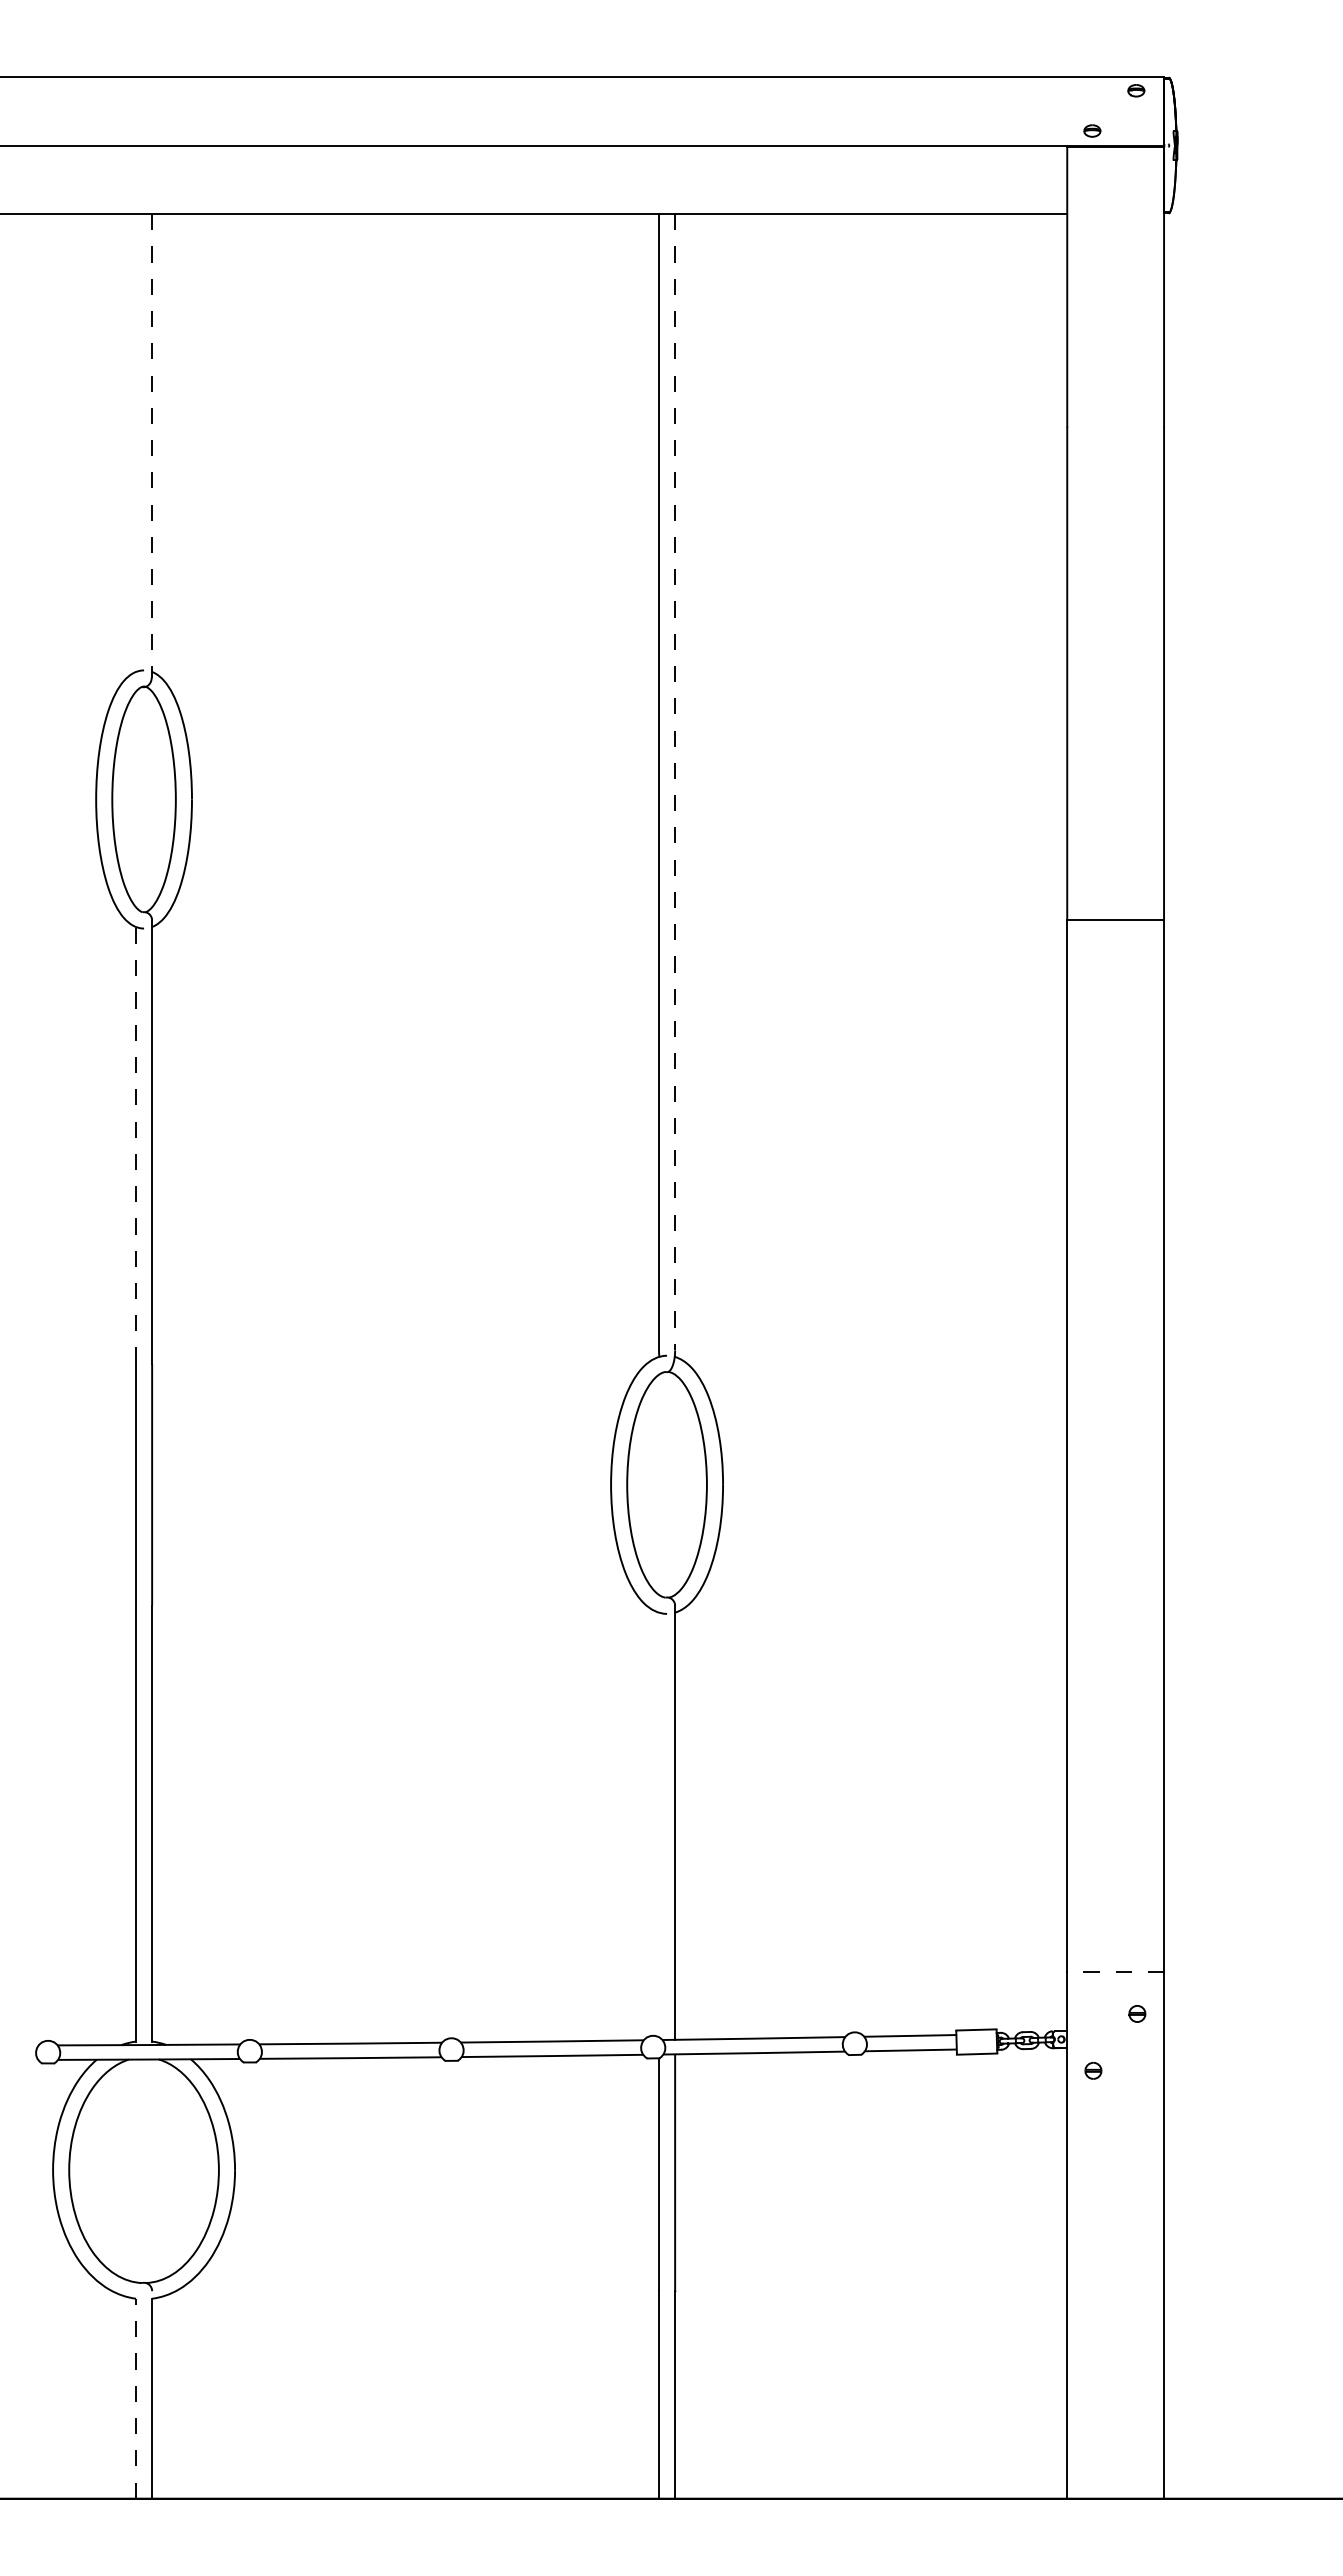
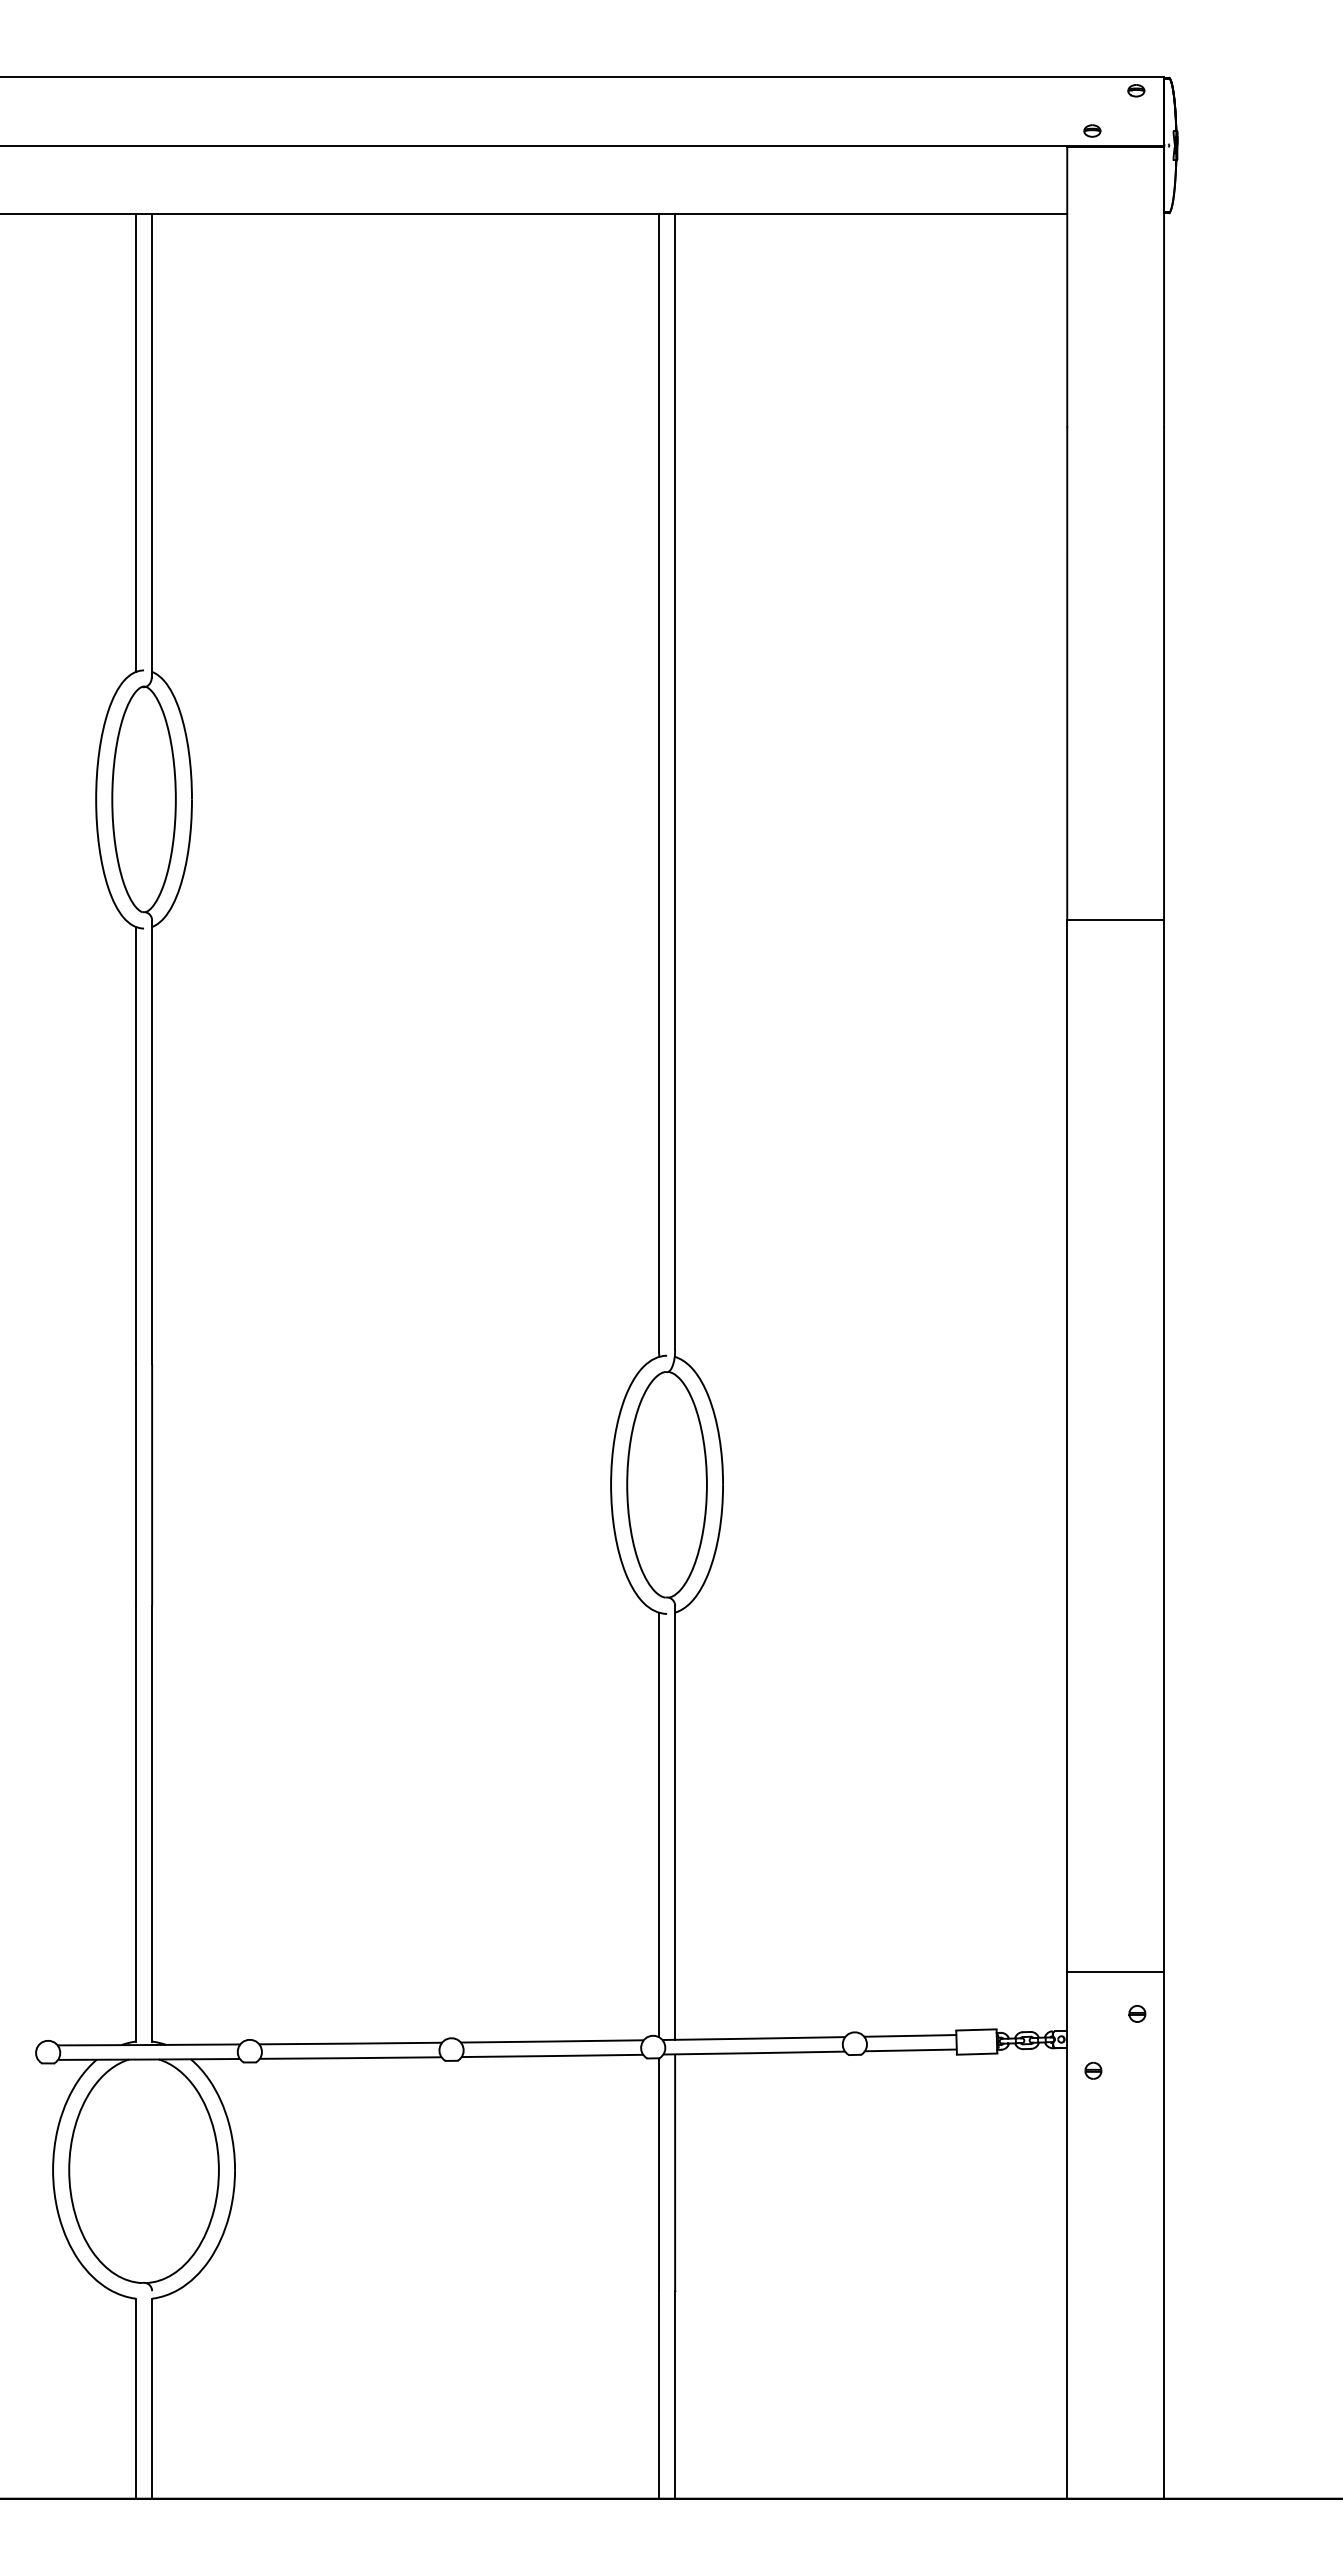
line: none -> present (135, 443)
line: dashed -> solid (151, 445)
line: dashed -> solid (675, 782)
line: dashed -> solid (136, 1144)
line: none -> present (659, 1824)
line: dashed -> solid (1115, 1972)
line: dashed -> solid (136, 2398)
